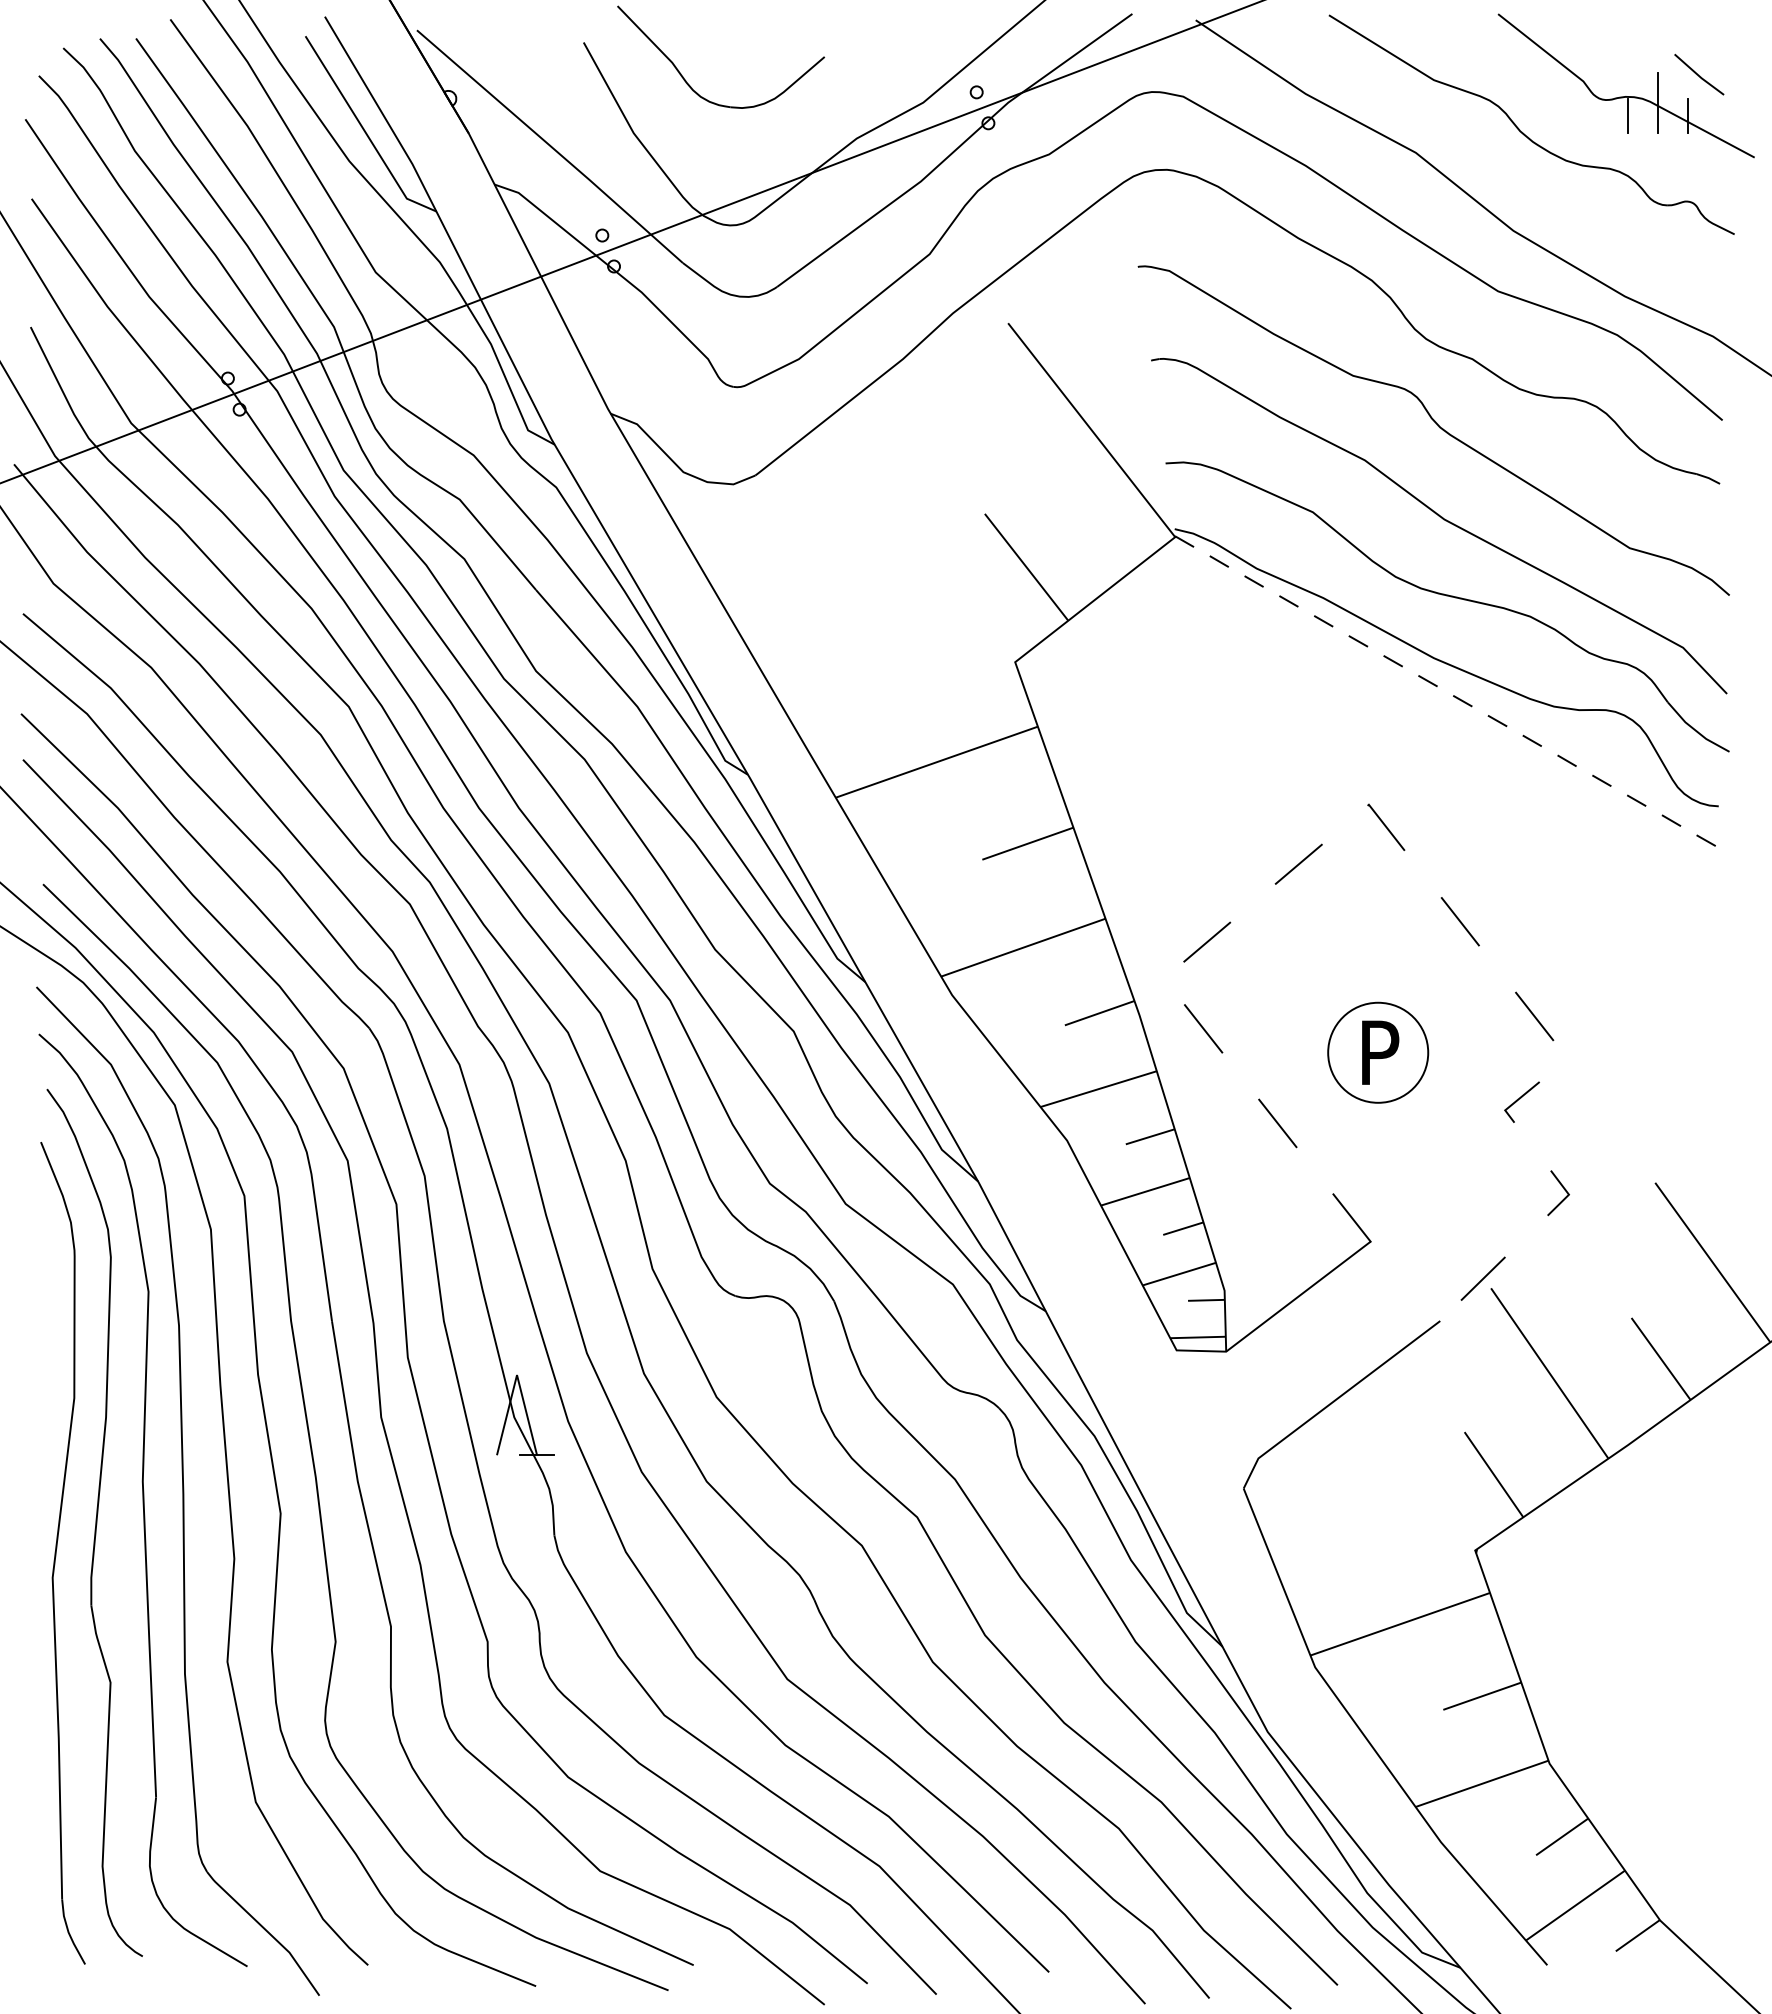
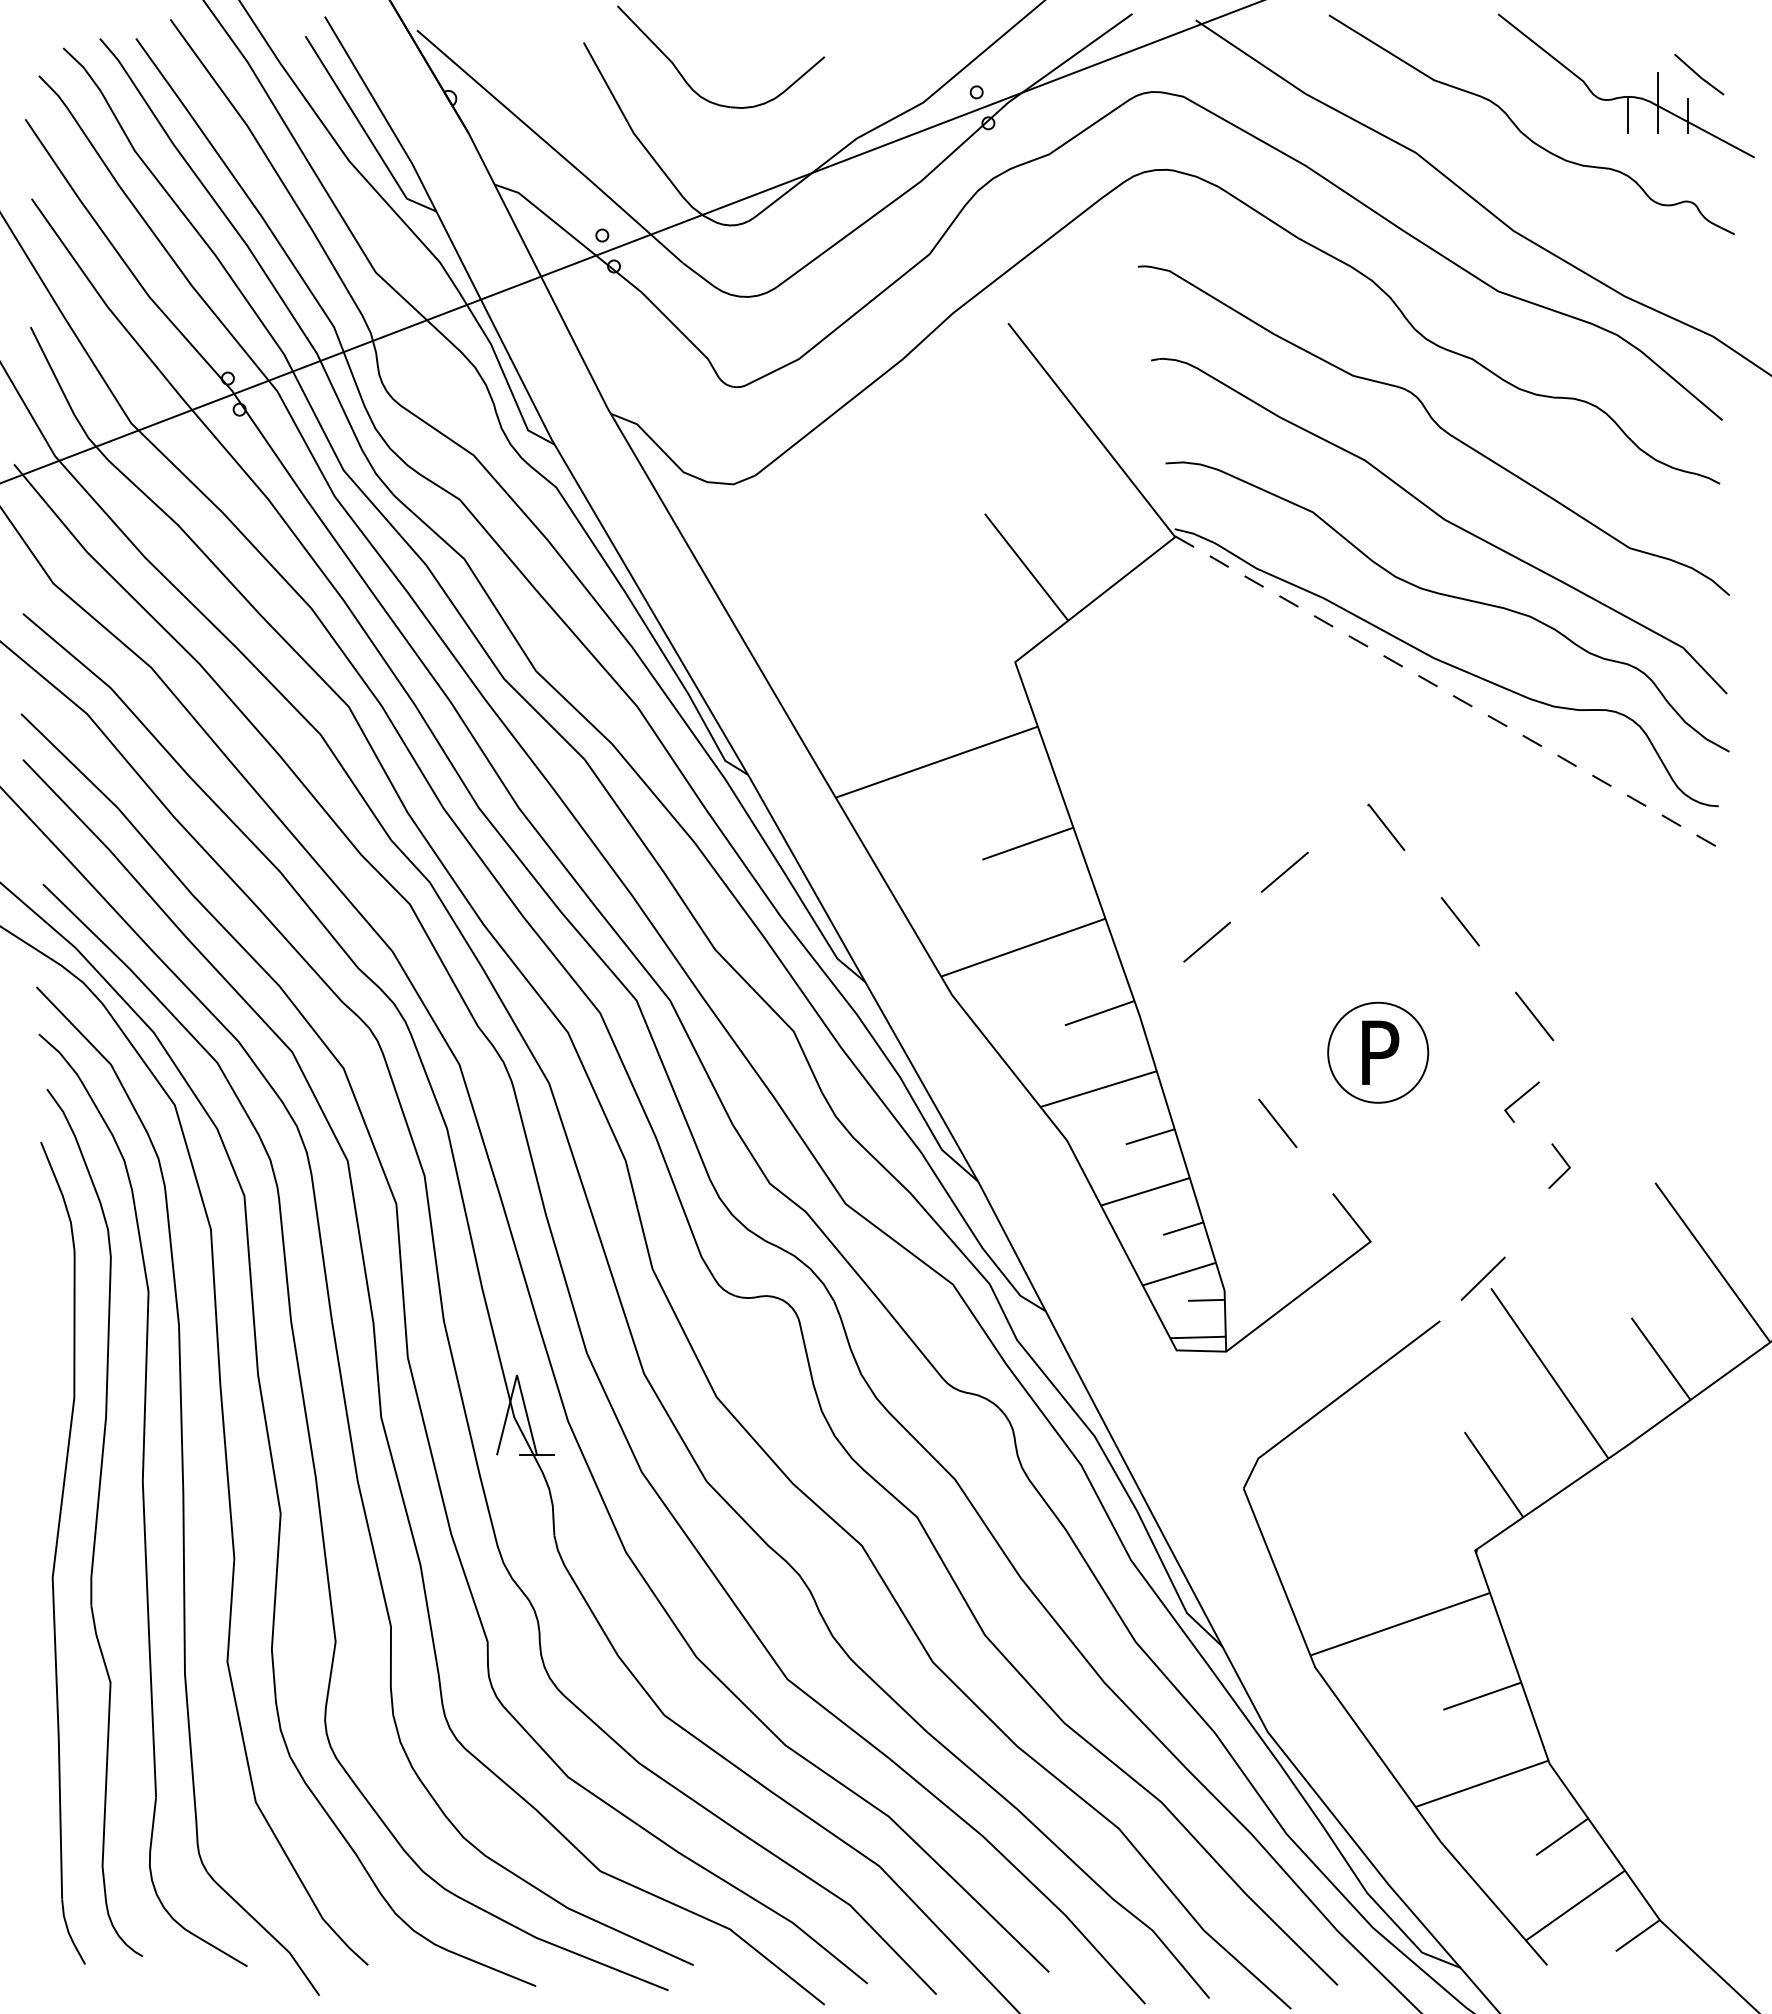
line position: (1298, 863) -> (1284, 871) (1284, 871)
line: present -> none (1203, 1028)
line position: (1563, 1189) -> (1564, 1162) (1564, 1162)
